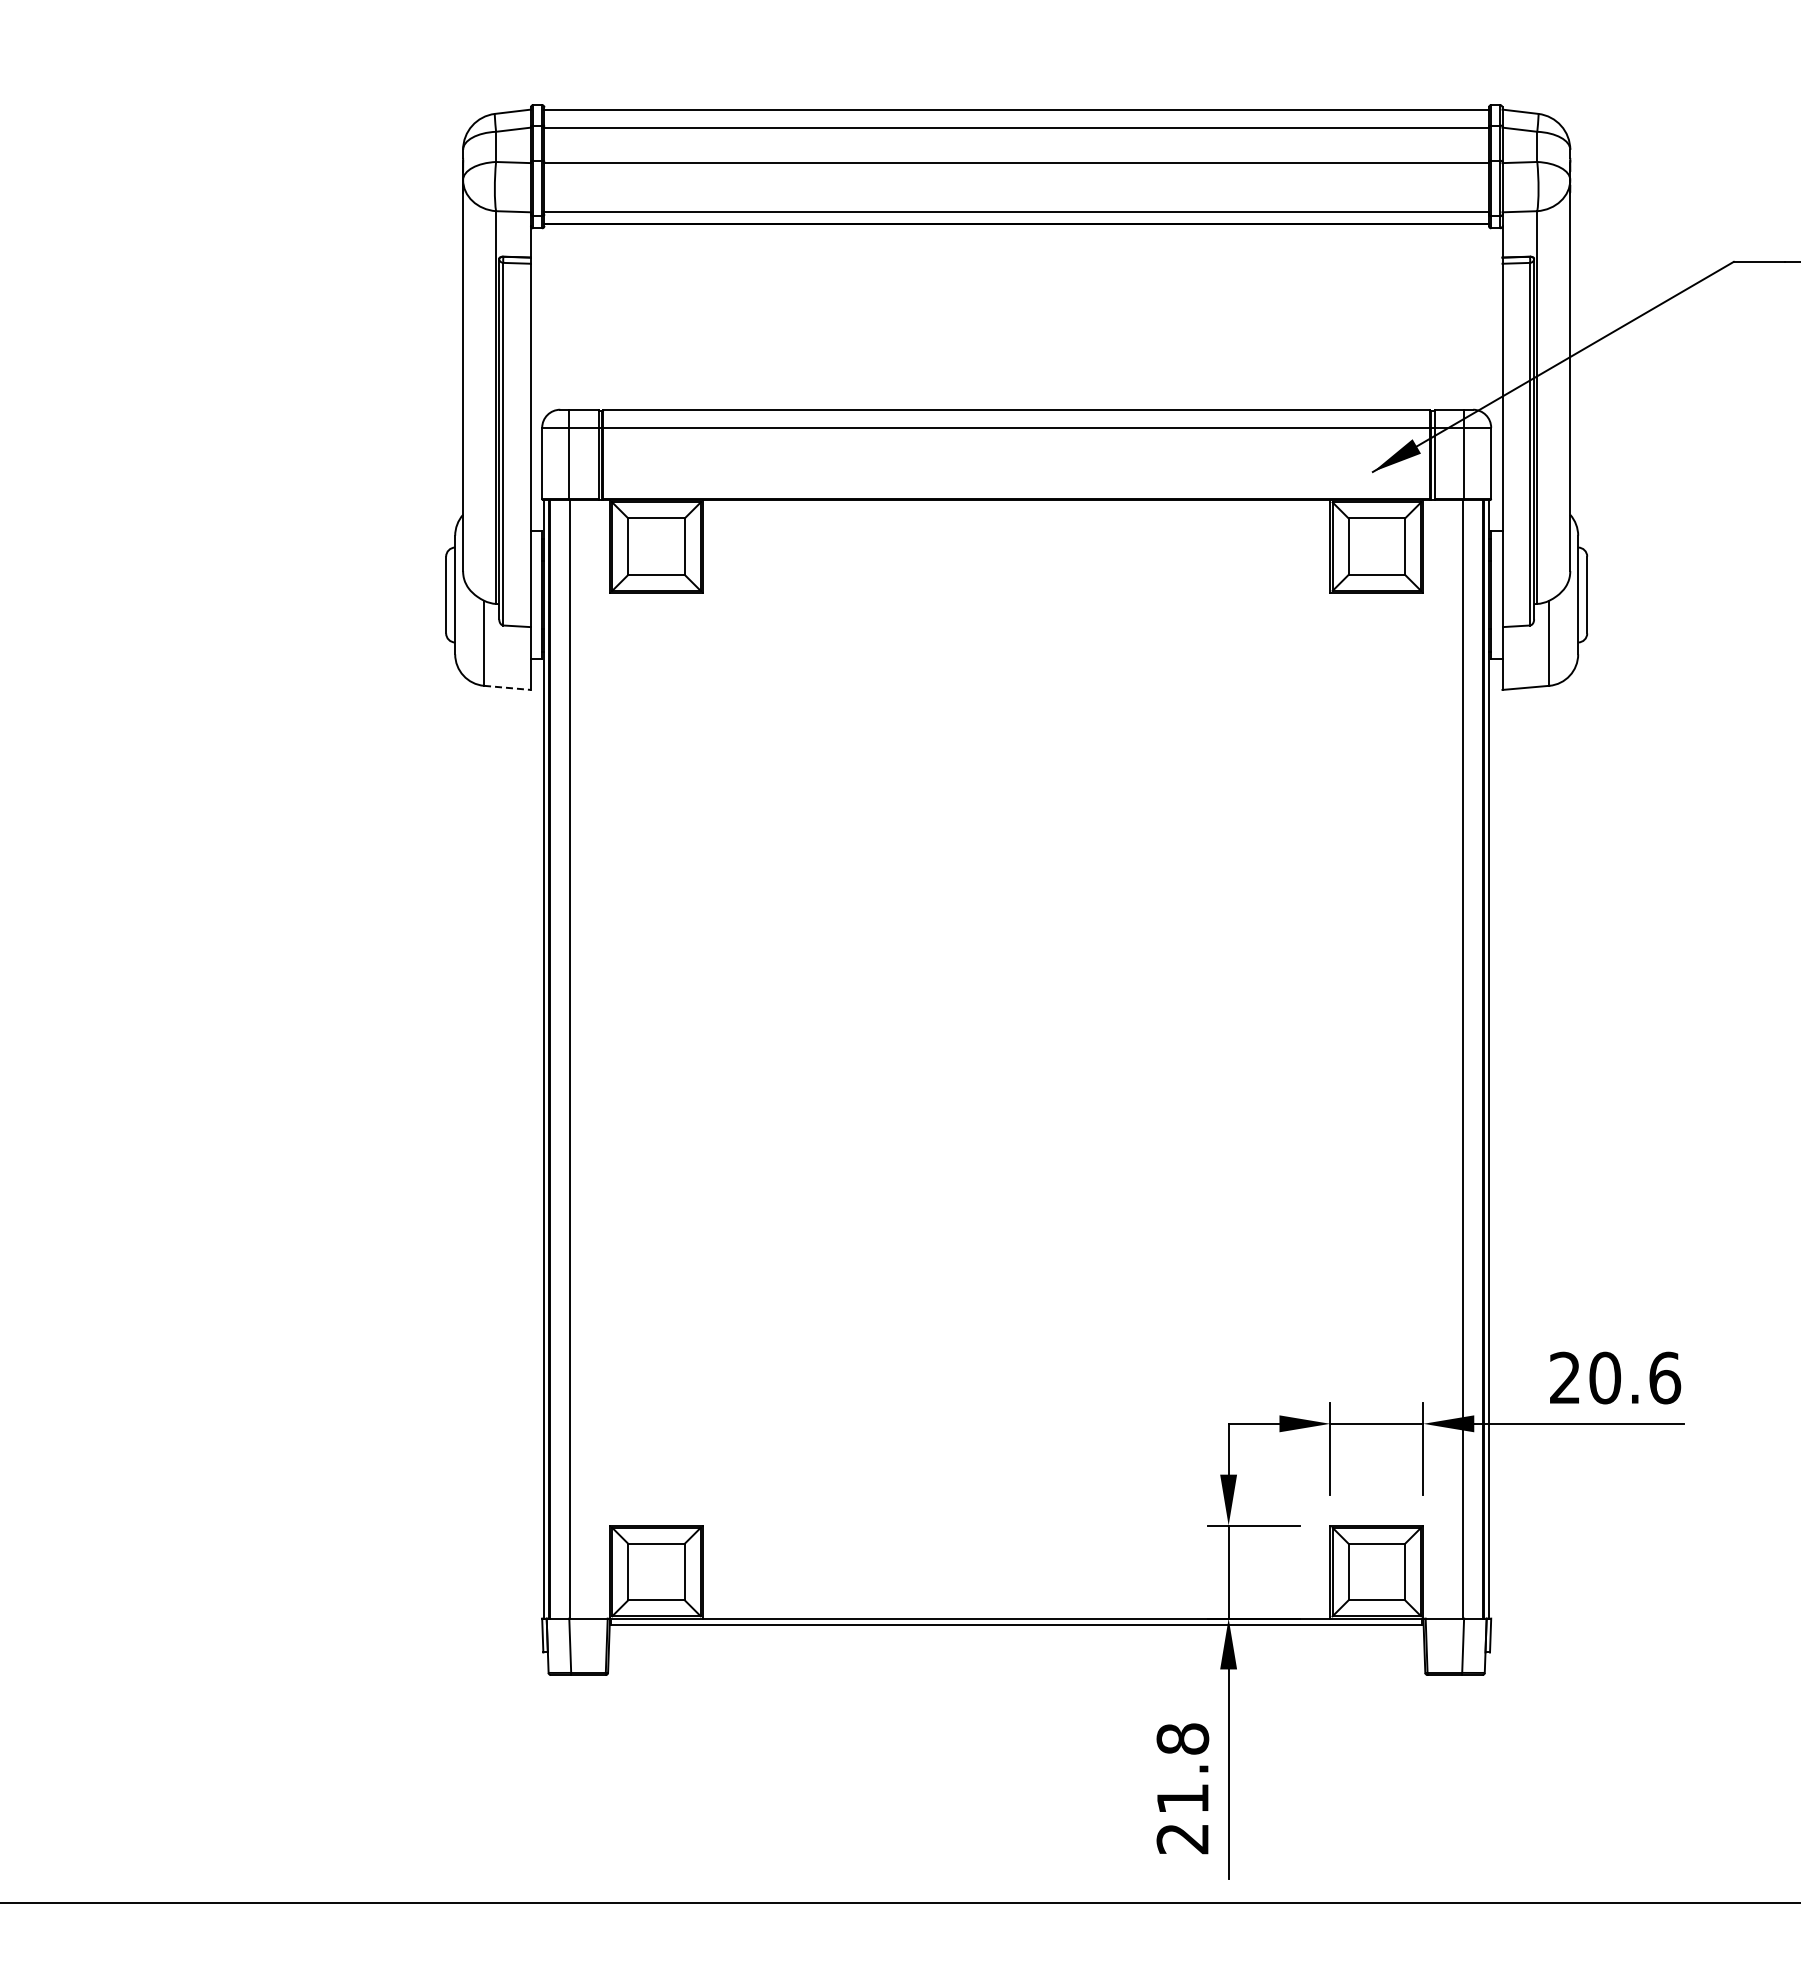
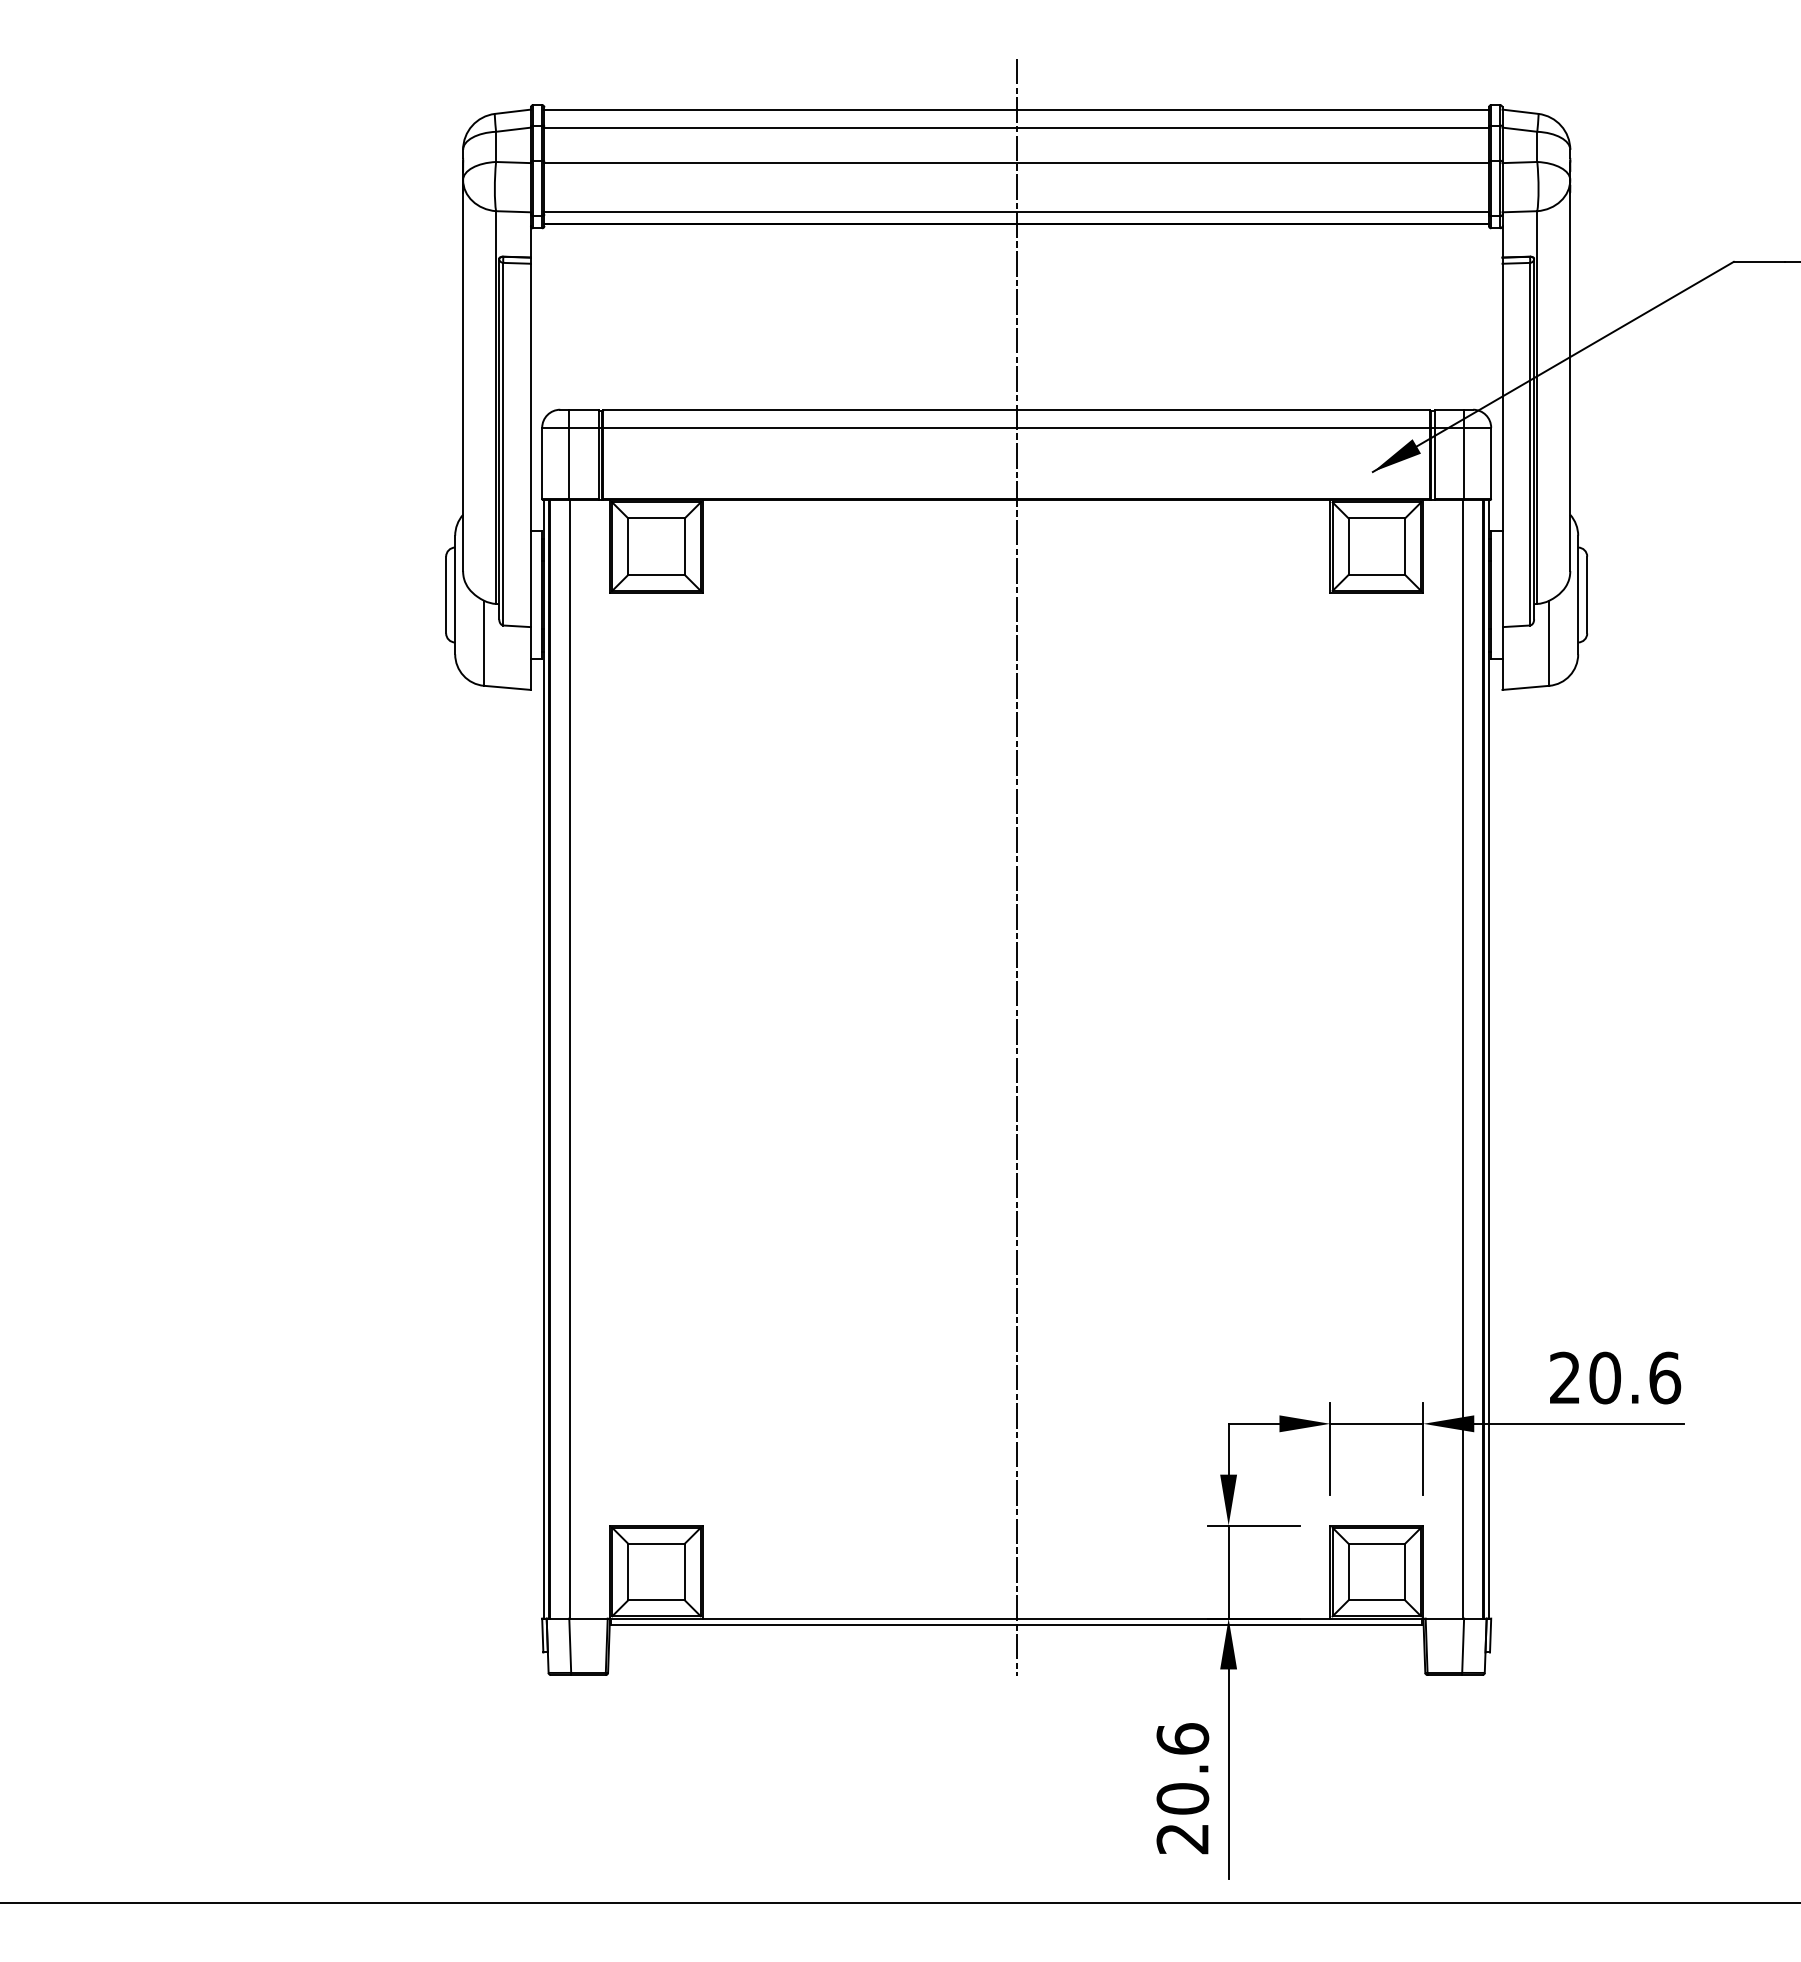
line: dashed -> solid (507, 687)
line: none -> present (1016, 867)
text: 21.8 -> 20.6 (1182, 1768)
